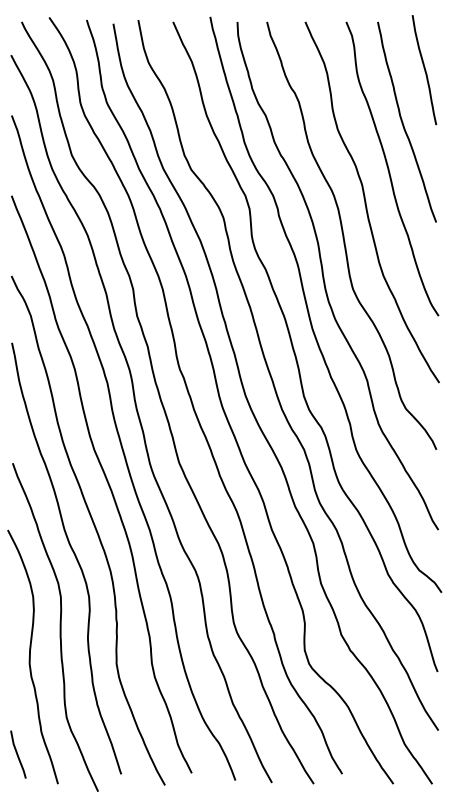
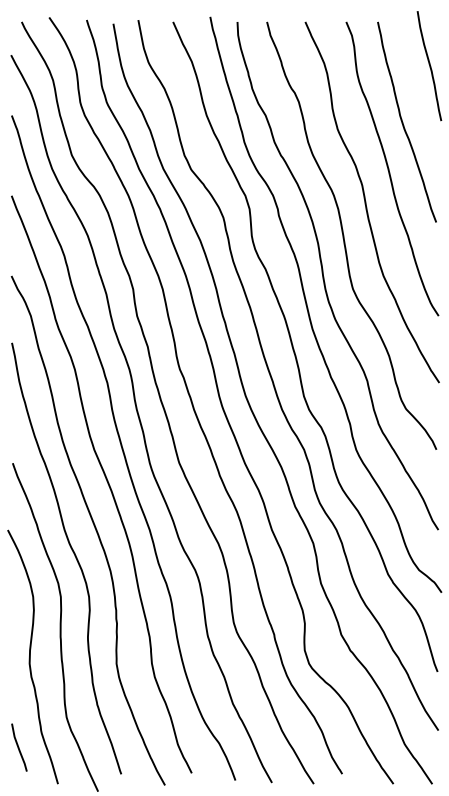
curve position: (424, 70) -> (429, 66) (429, 66)
line position: (18, 754) -> (19, 747) (19, 747)
